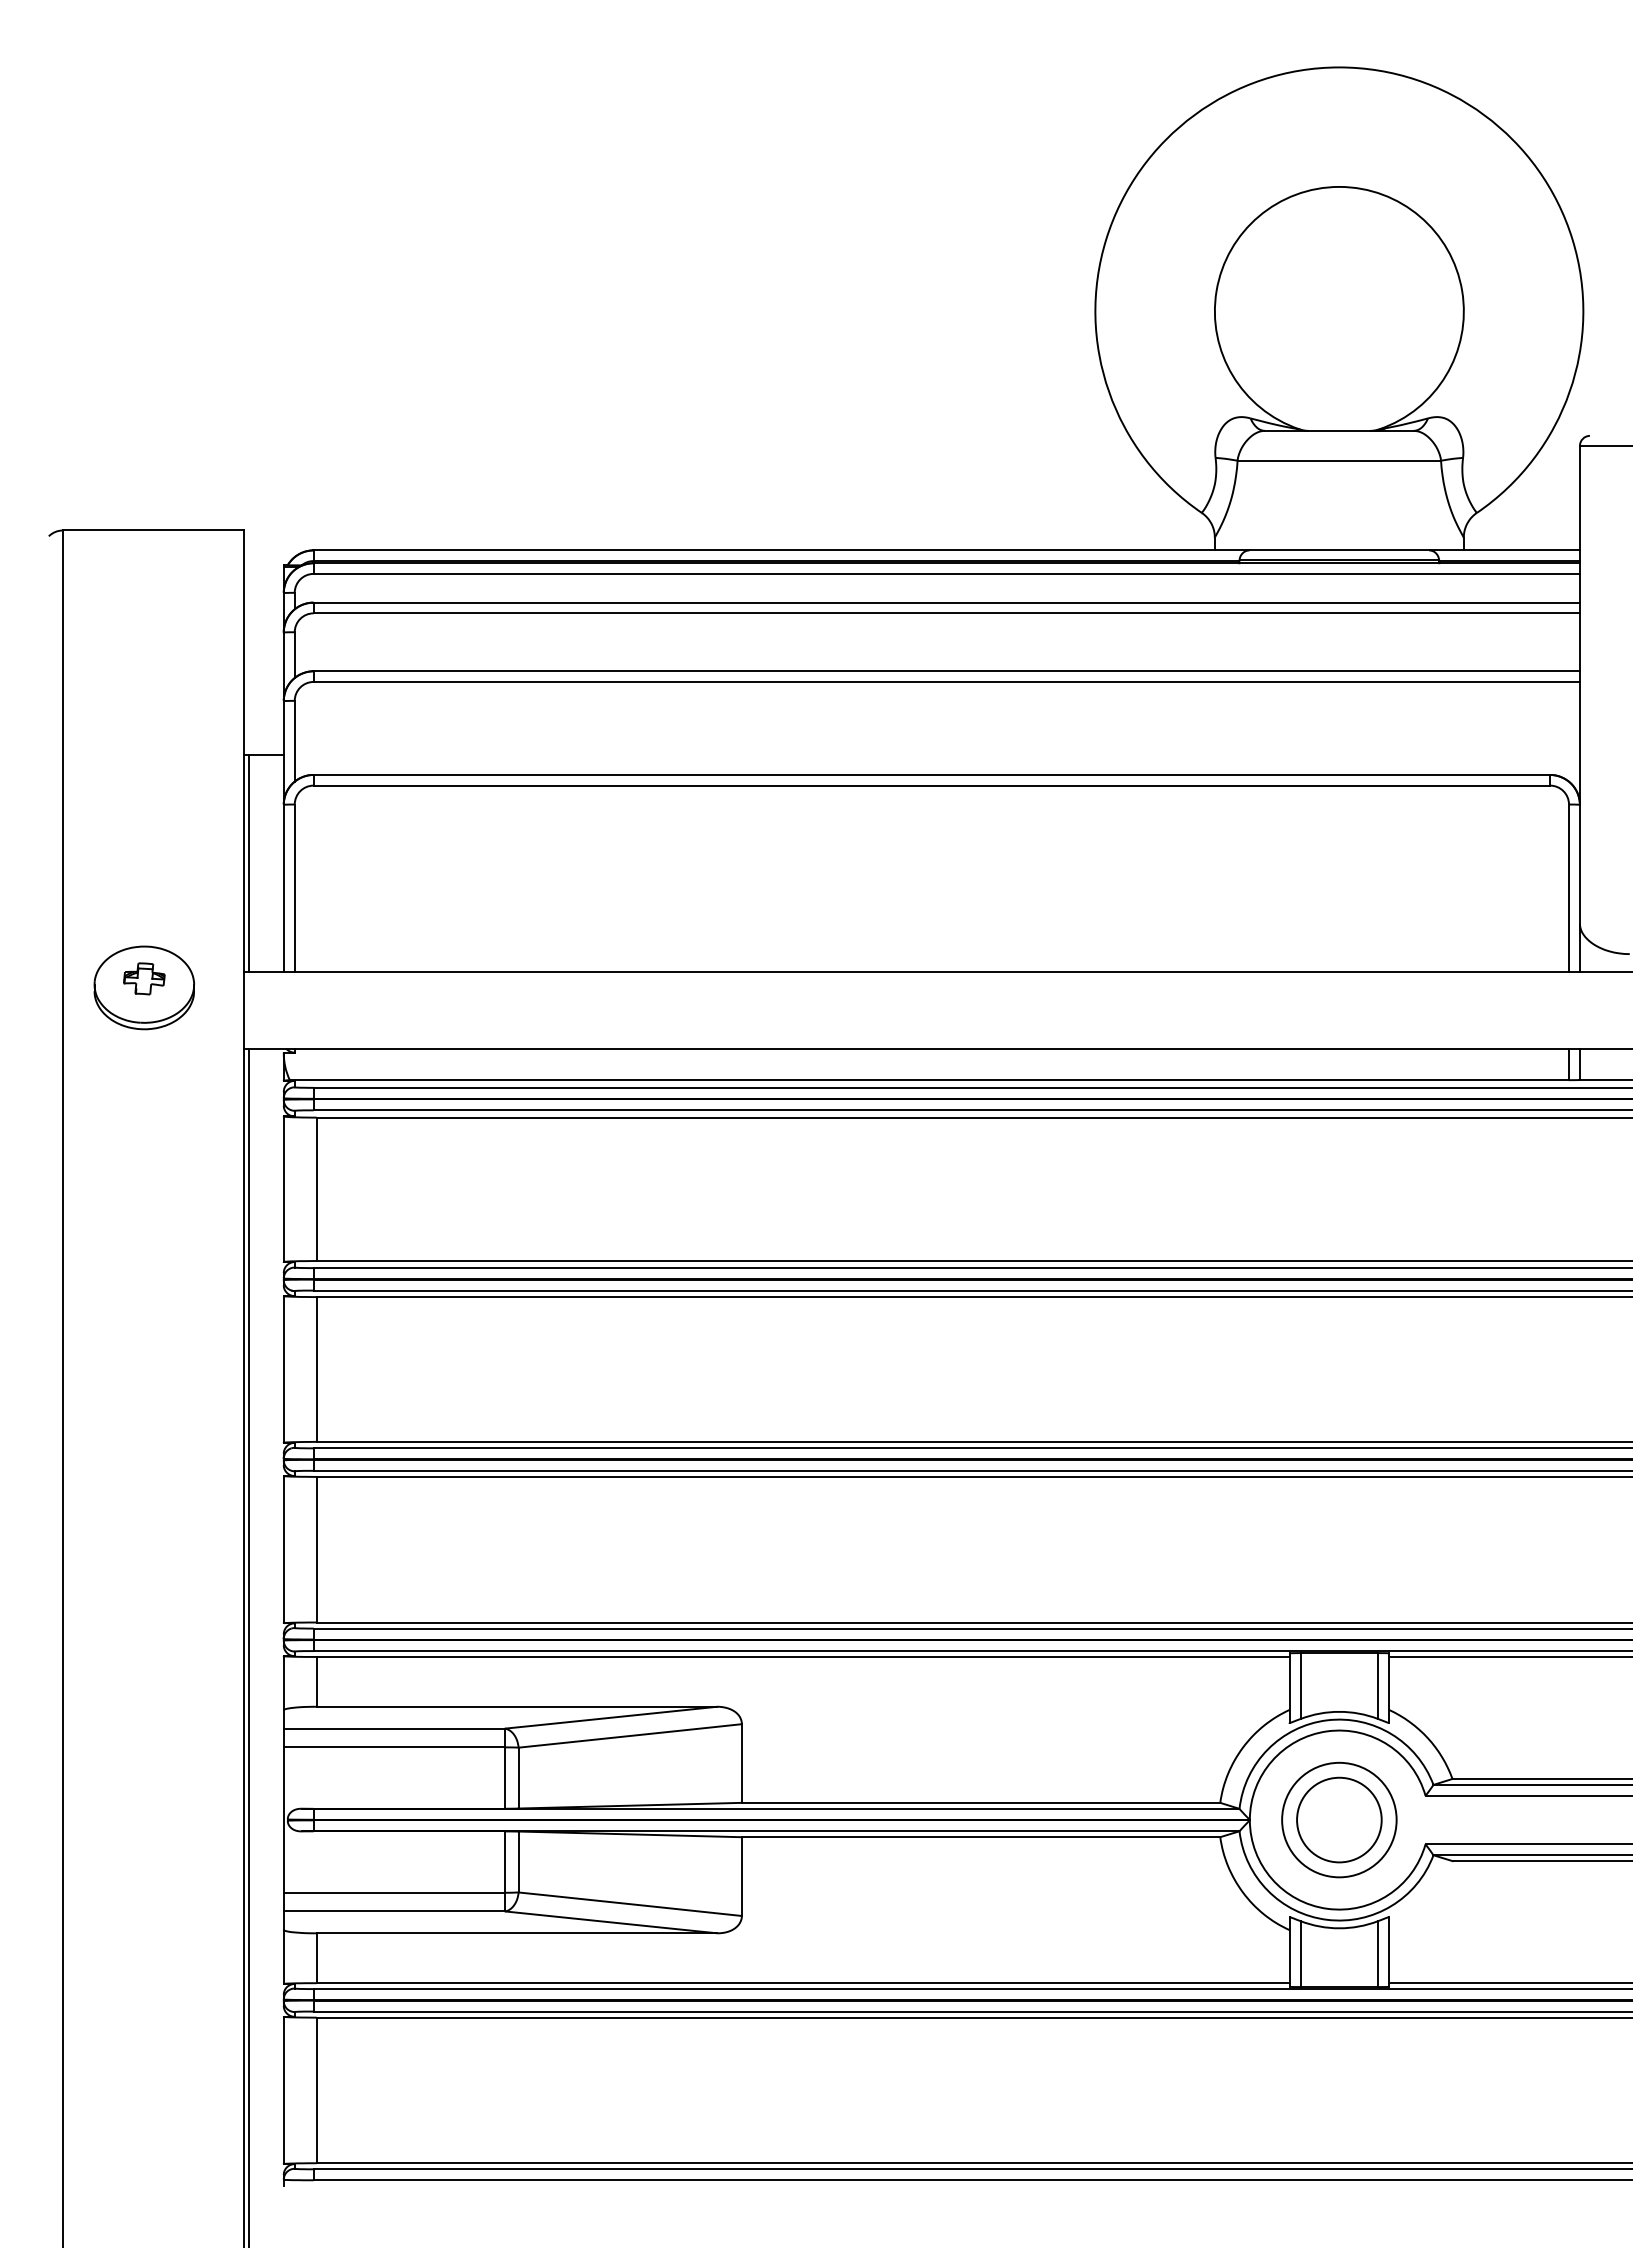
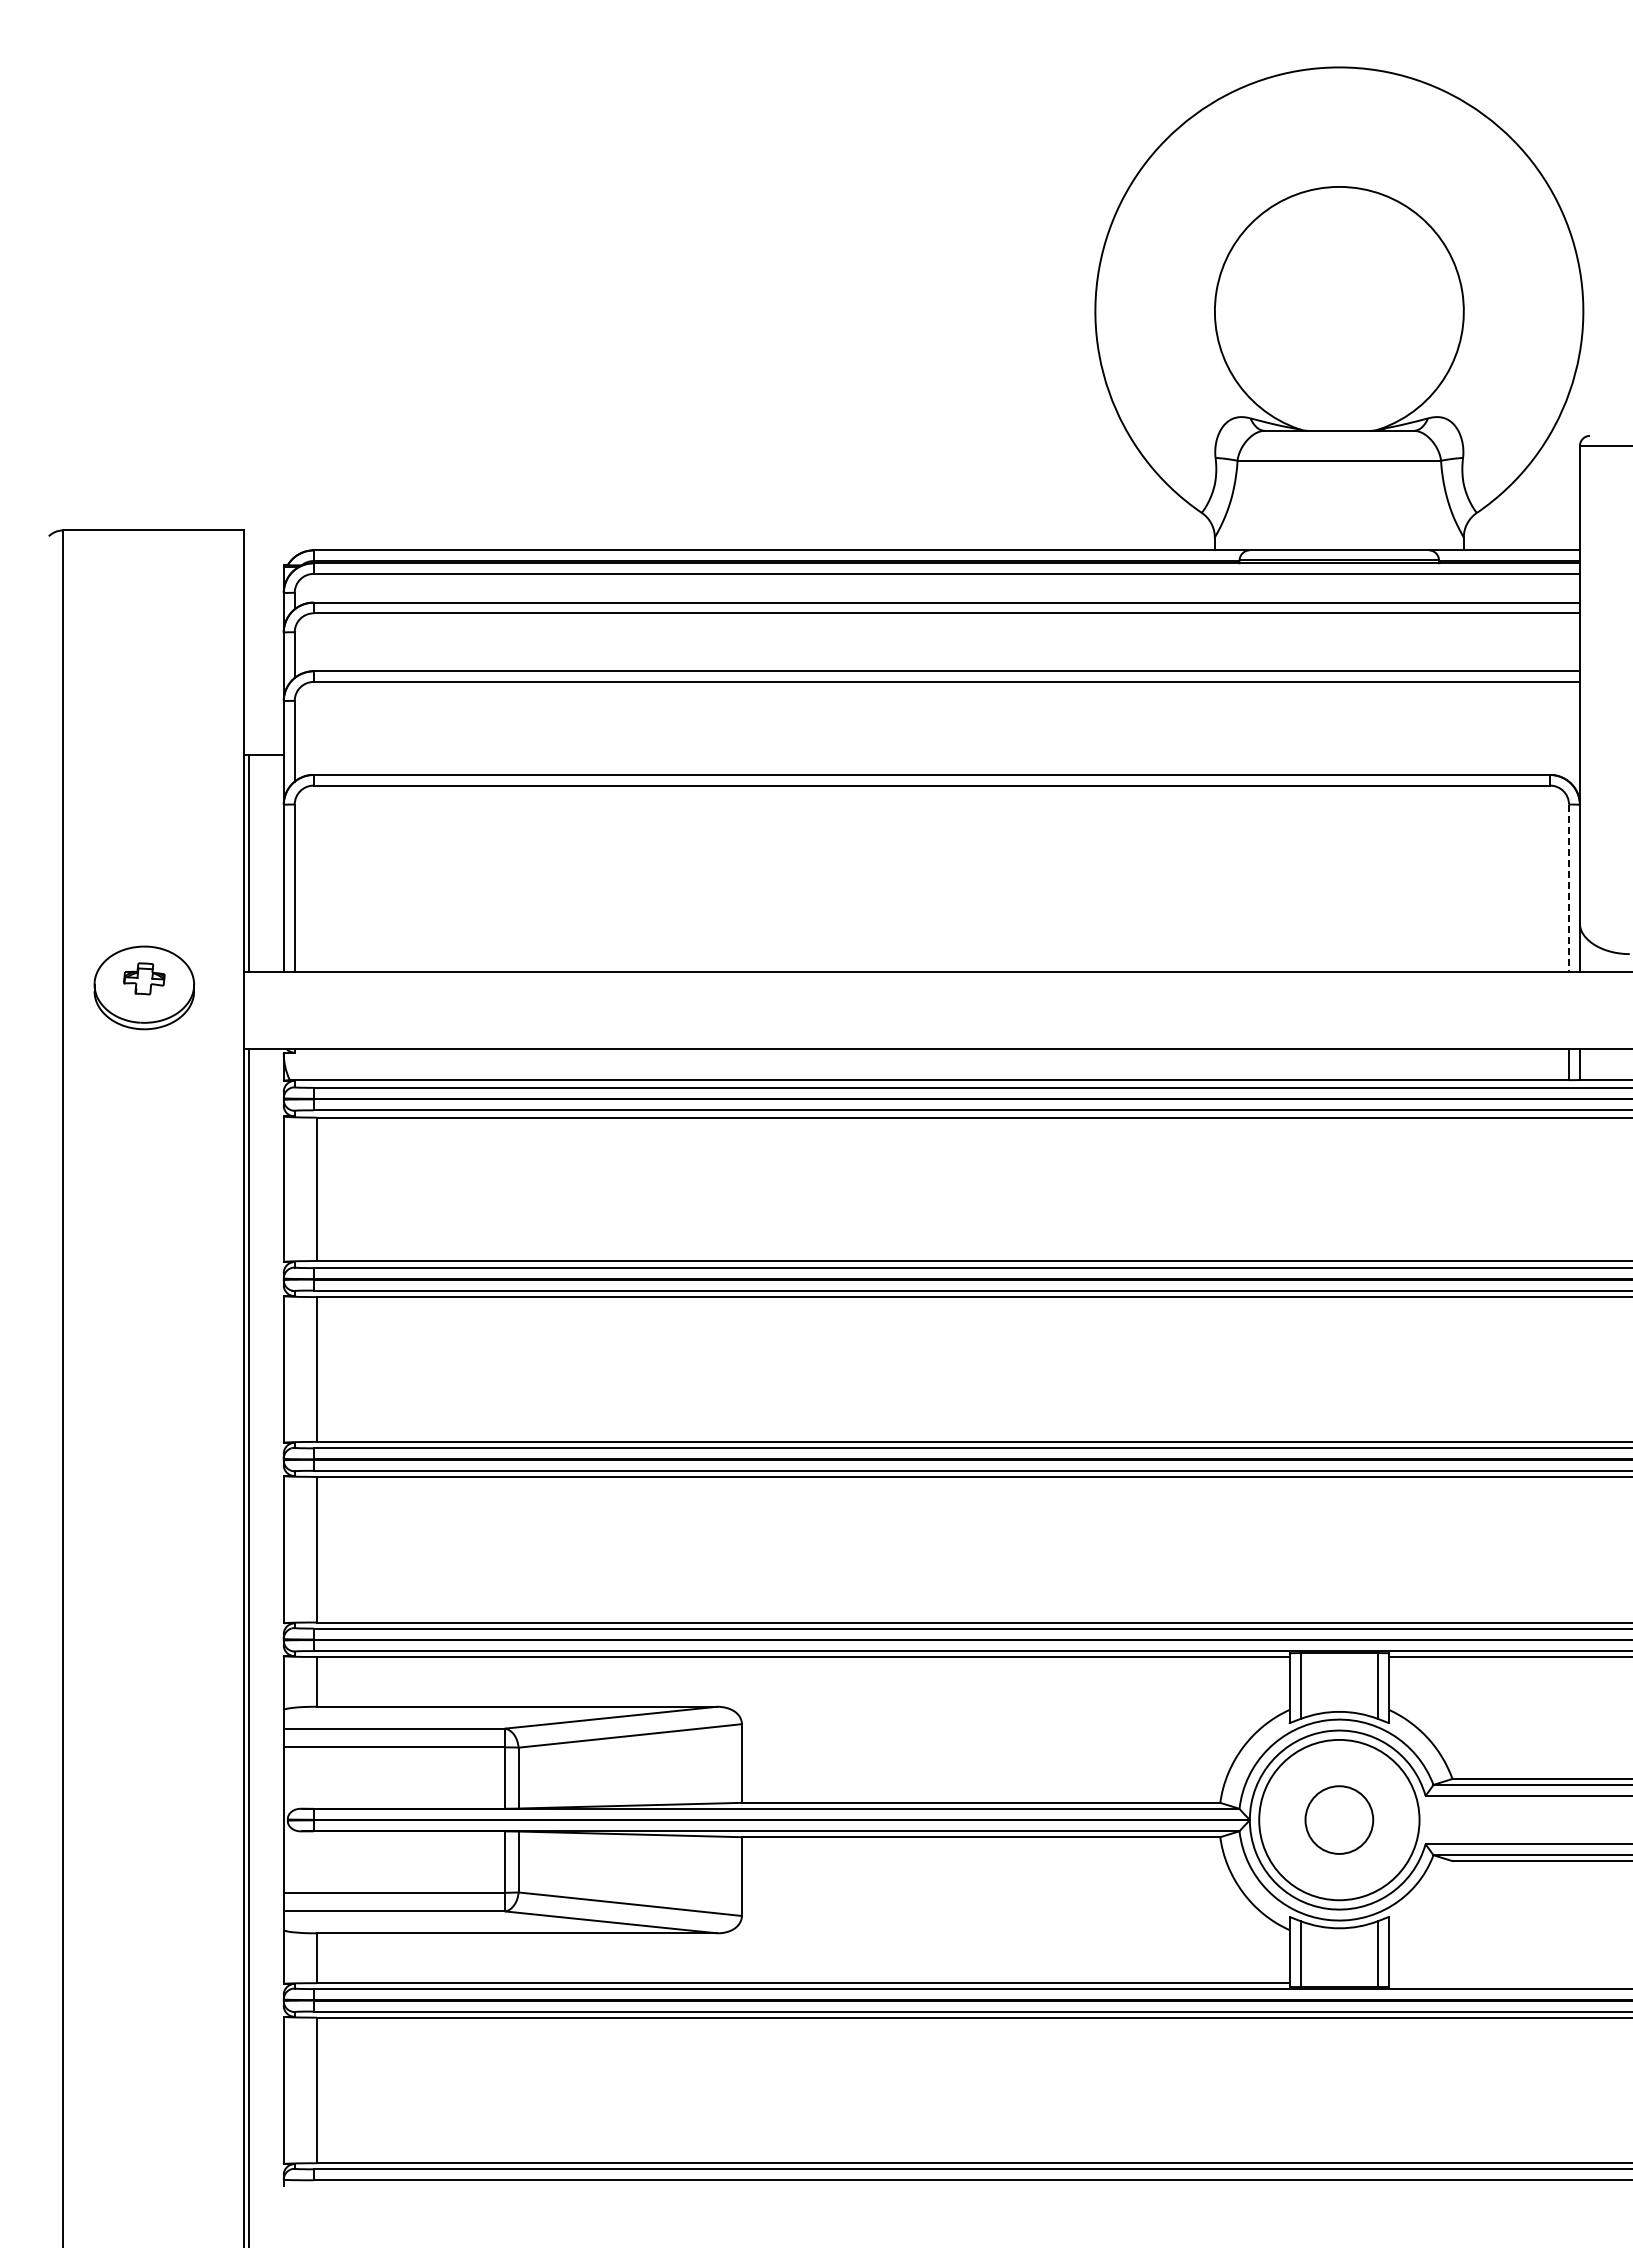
line: solid -> dashed (1569, 888)
circle diameter: 115 px -> 160 px (1339, 1819)
circle diameter: 85 px -> 68 px (1339, 1819)
line: present -> none (1509, 1983)
